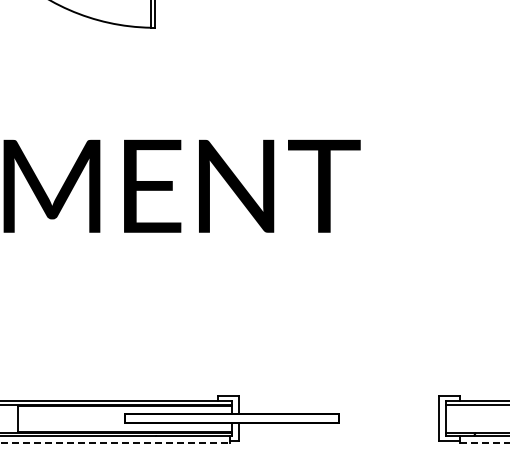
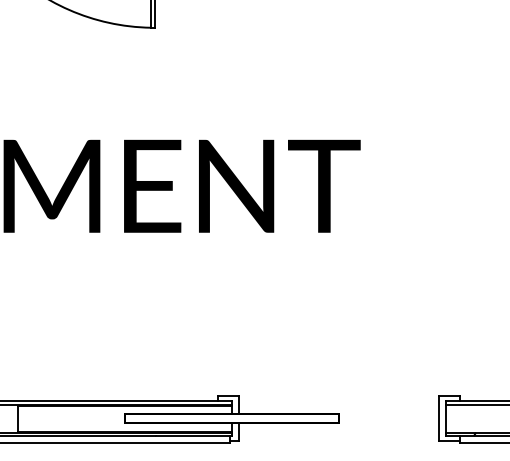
line: dashed -> solid (115, 443)
line: dashed -> solid (484, 443)
